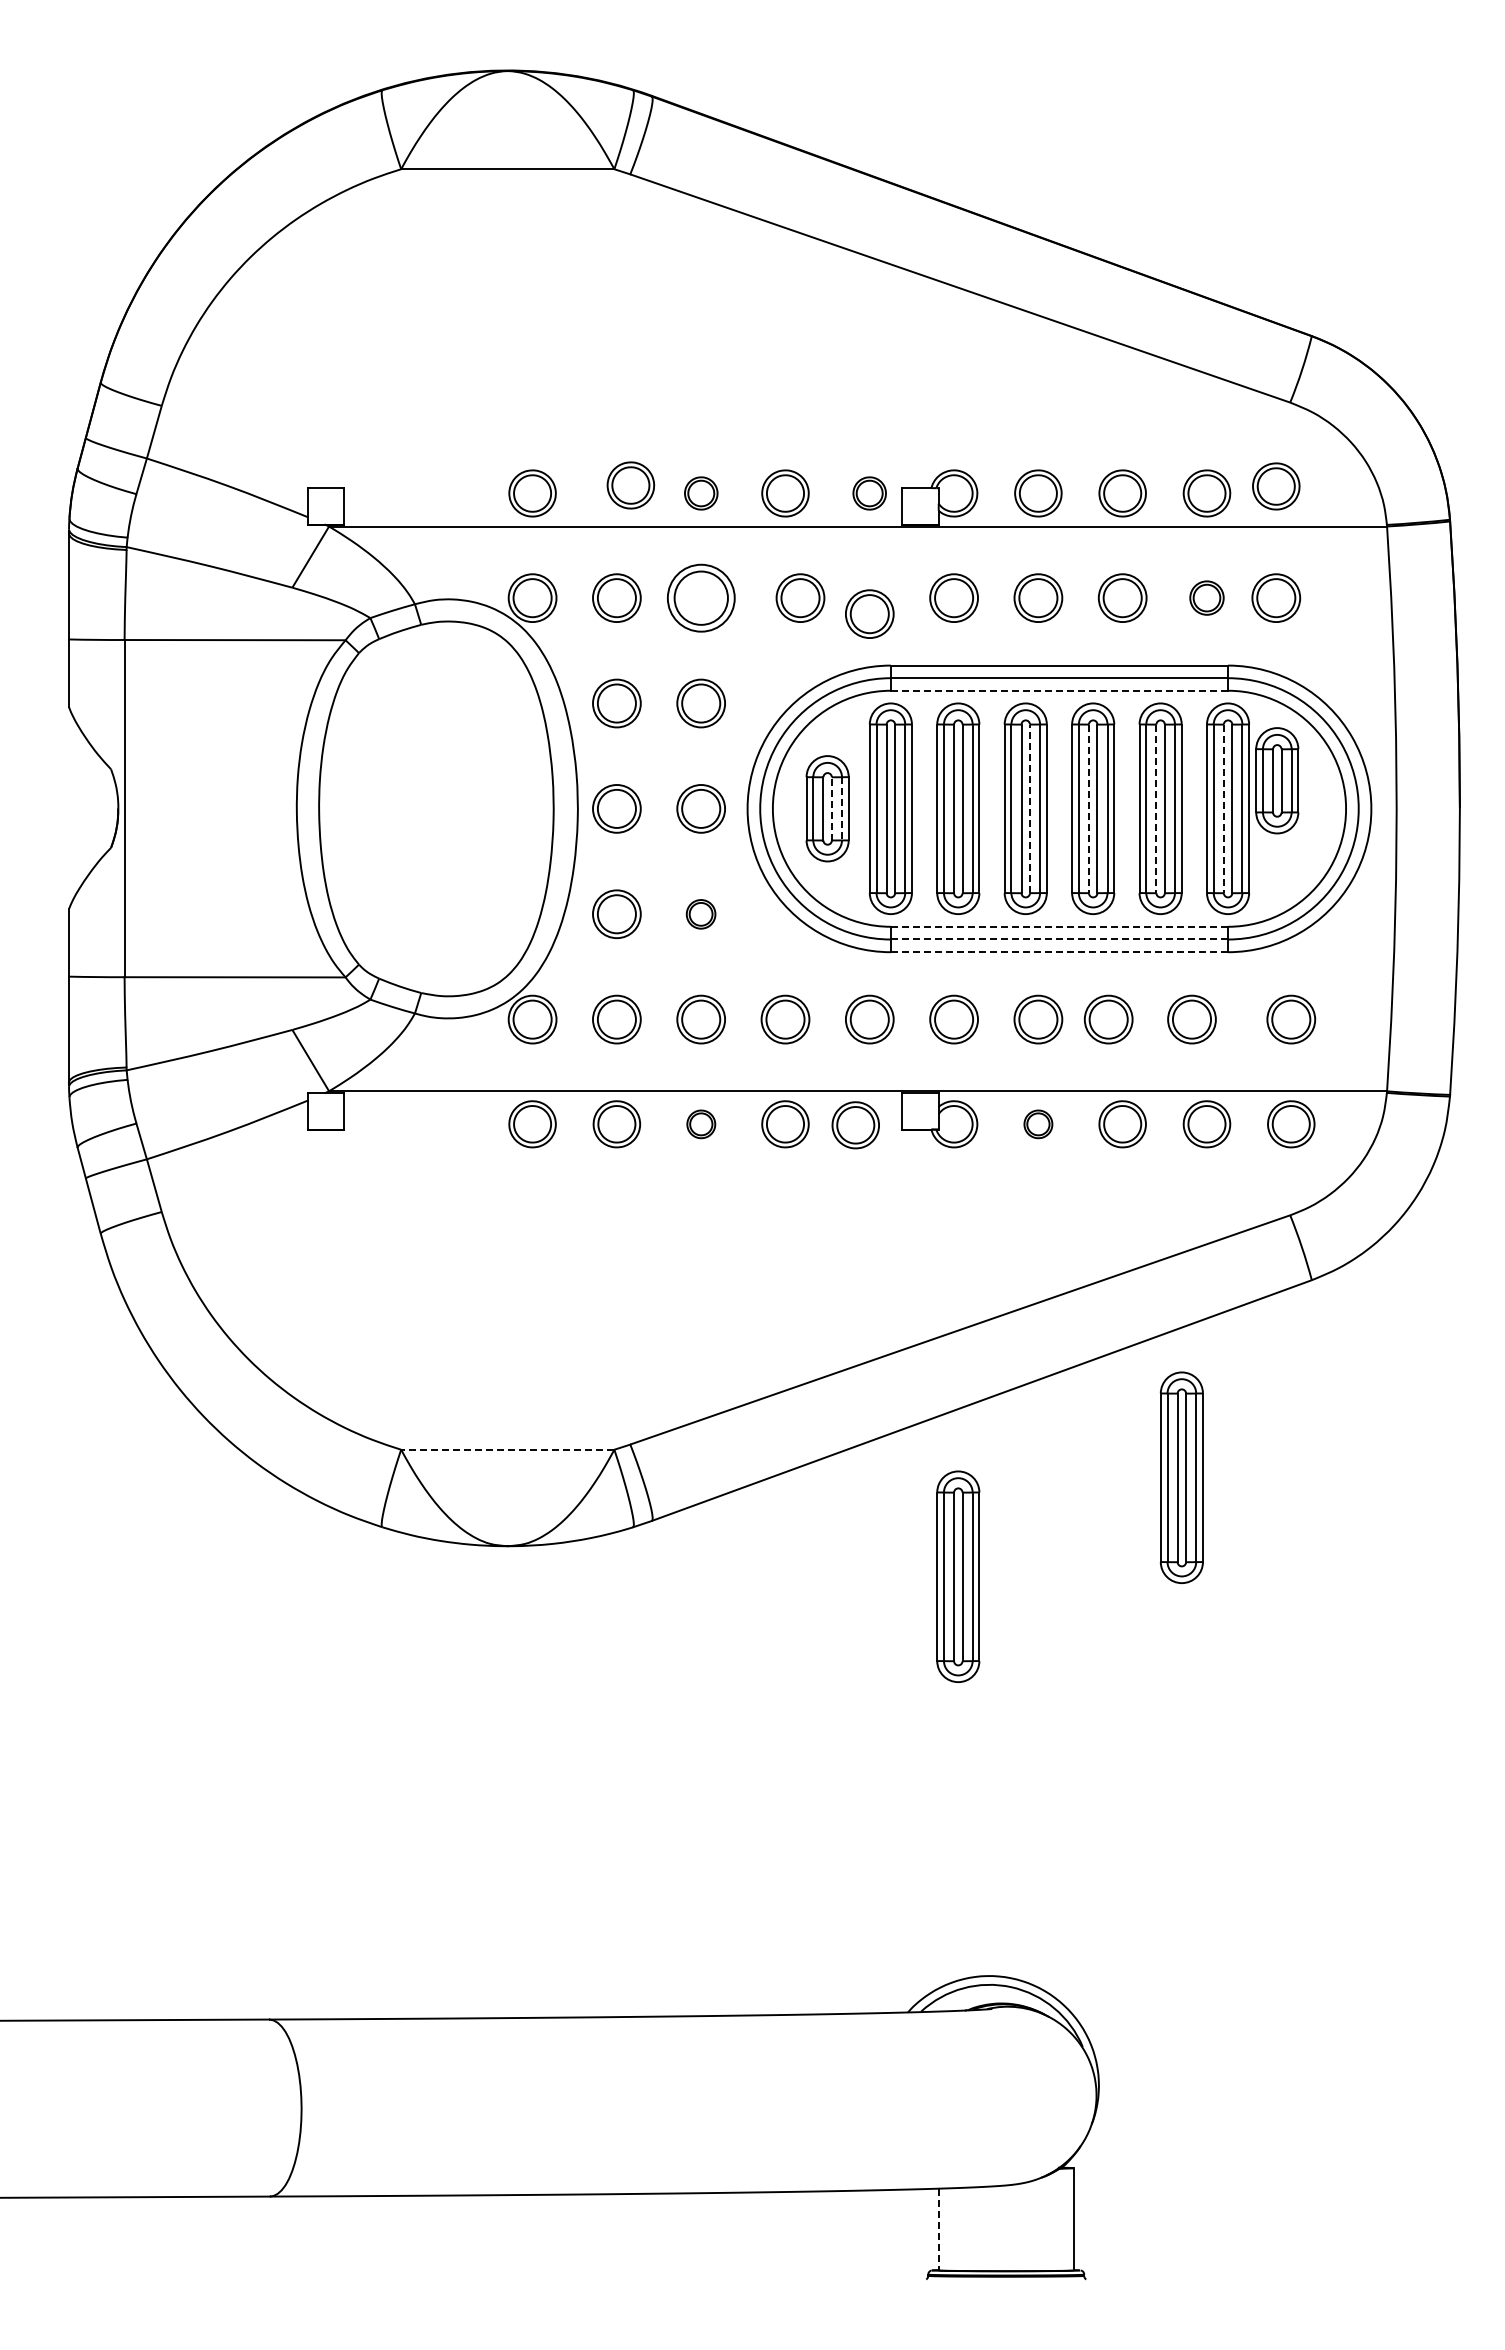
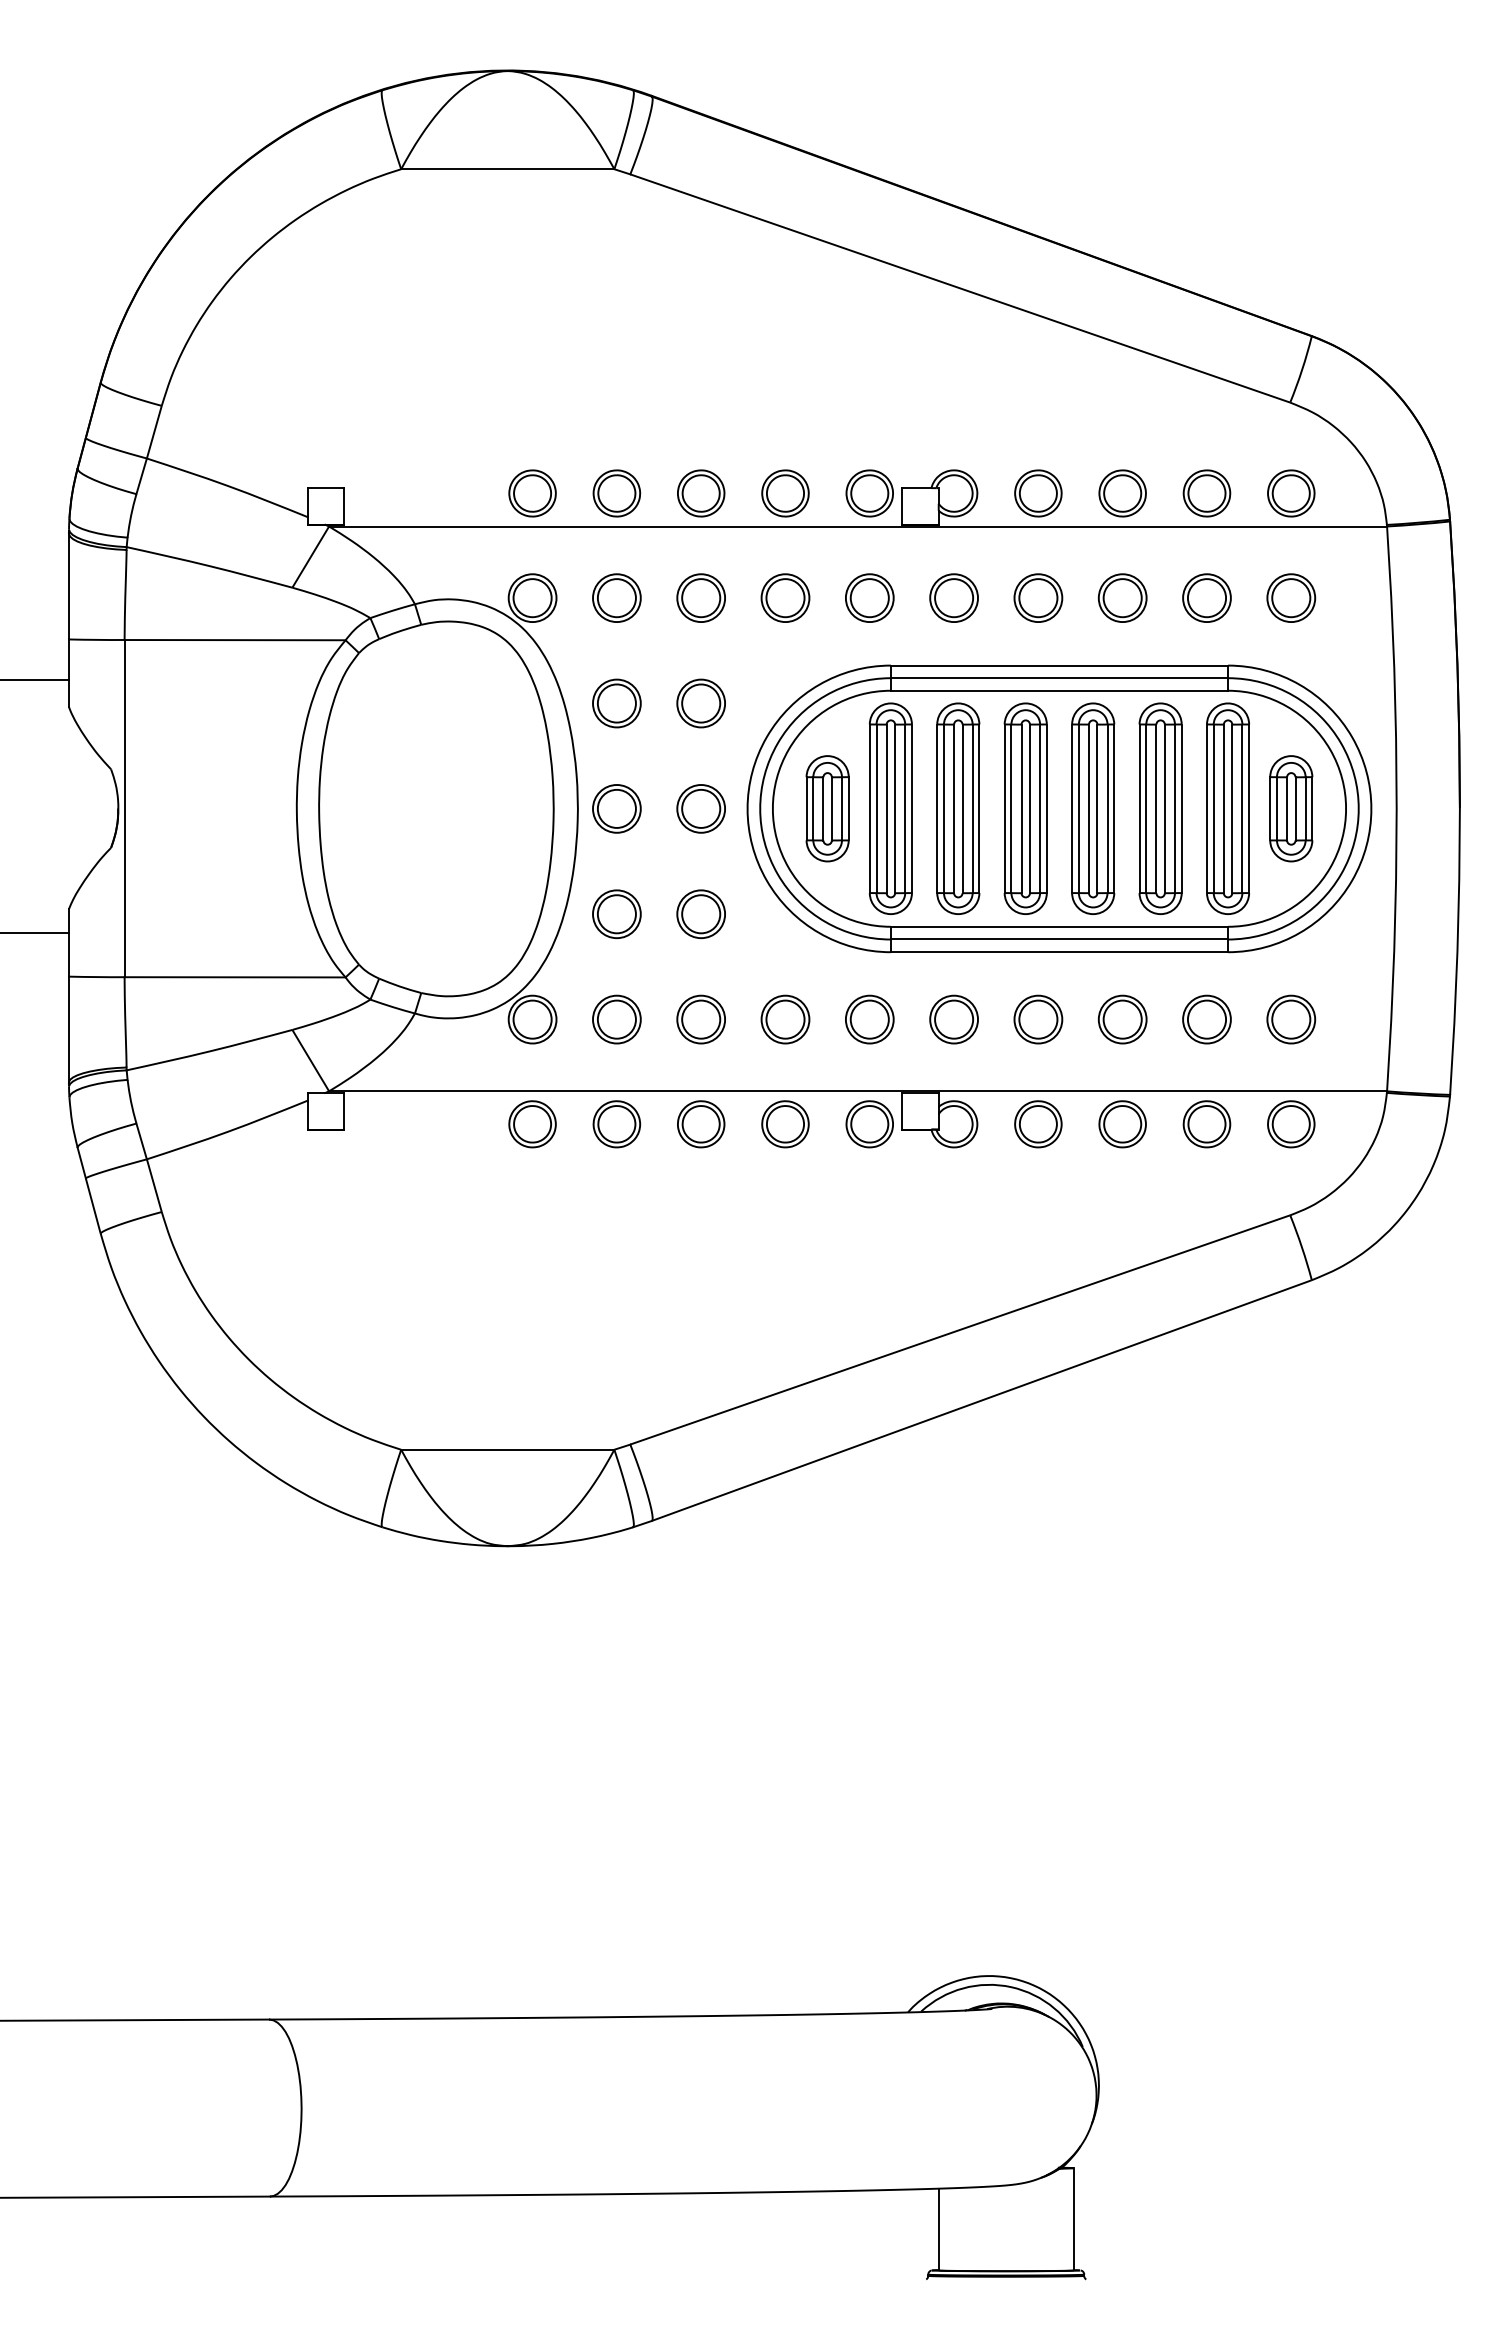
part position: (630, 485) -> (616, 493) (616, 493)
part position: (1276, 486) -> (1291, 493) (1291, 493)
part size: 35x35 px -> 49x49 px (701, 493)
part size: 35x35 px -> 49x49 px (869, 493)
part size: 69x70 px -> 50x50 px (700, 597)
part position: (800, 597) -> (785, 597) (785, 597)
part size: 36x36 px -> 50x50 px (1206, 597)
part position: (1276, 597) -> (1291, 597) (1291, 597)
part position: (869, 613) -> (869, 597) (869, 597)
line: none -> present (35, 680)
line: dashed -> solid (1059, 690)
part position: (1277, 780) -> (1291, 808) (1291, 808)
line: dashed -> solid (831, 808)
line: dashed -> solid (841, 808)
line: dashed -> solid (1029, 808)
line: dashed -> solid (1088, 809)
line: dashed -> solid (1156, 809)
line: dashed -> solid (1223, 809)
part size: 32x31 px -> 50x51 px (700, 914)
line: dashed -> solid (1059, 926)
line: none -> present (35, 933)
line: dashed -> solid (1059, 939)
line: dashed -> solid (1059, 952)
part position: (1108, 1019) -> (1122, 1019) (1122, 1019)
part position: (1191, 1019) -> (1206, 1019) (1206, 1019)
part size: 31x31 px -> 49x49 px (701, 1124)
part size: 31x31 px -> 49x49 px (1038, 1124)
part position: (855, 1125) -> (869, 1124) (869, 1124)
line: dashed -> solid (507, 1449)
part: present -> none (1181, 1477)
part: present -> none (958, 1576)
line: dashed -> solid (938, 2229)
